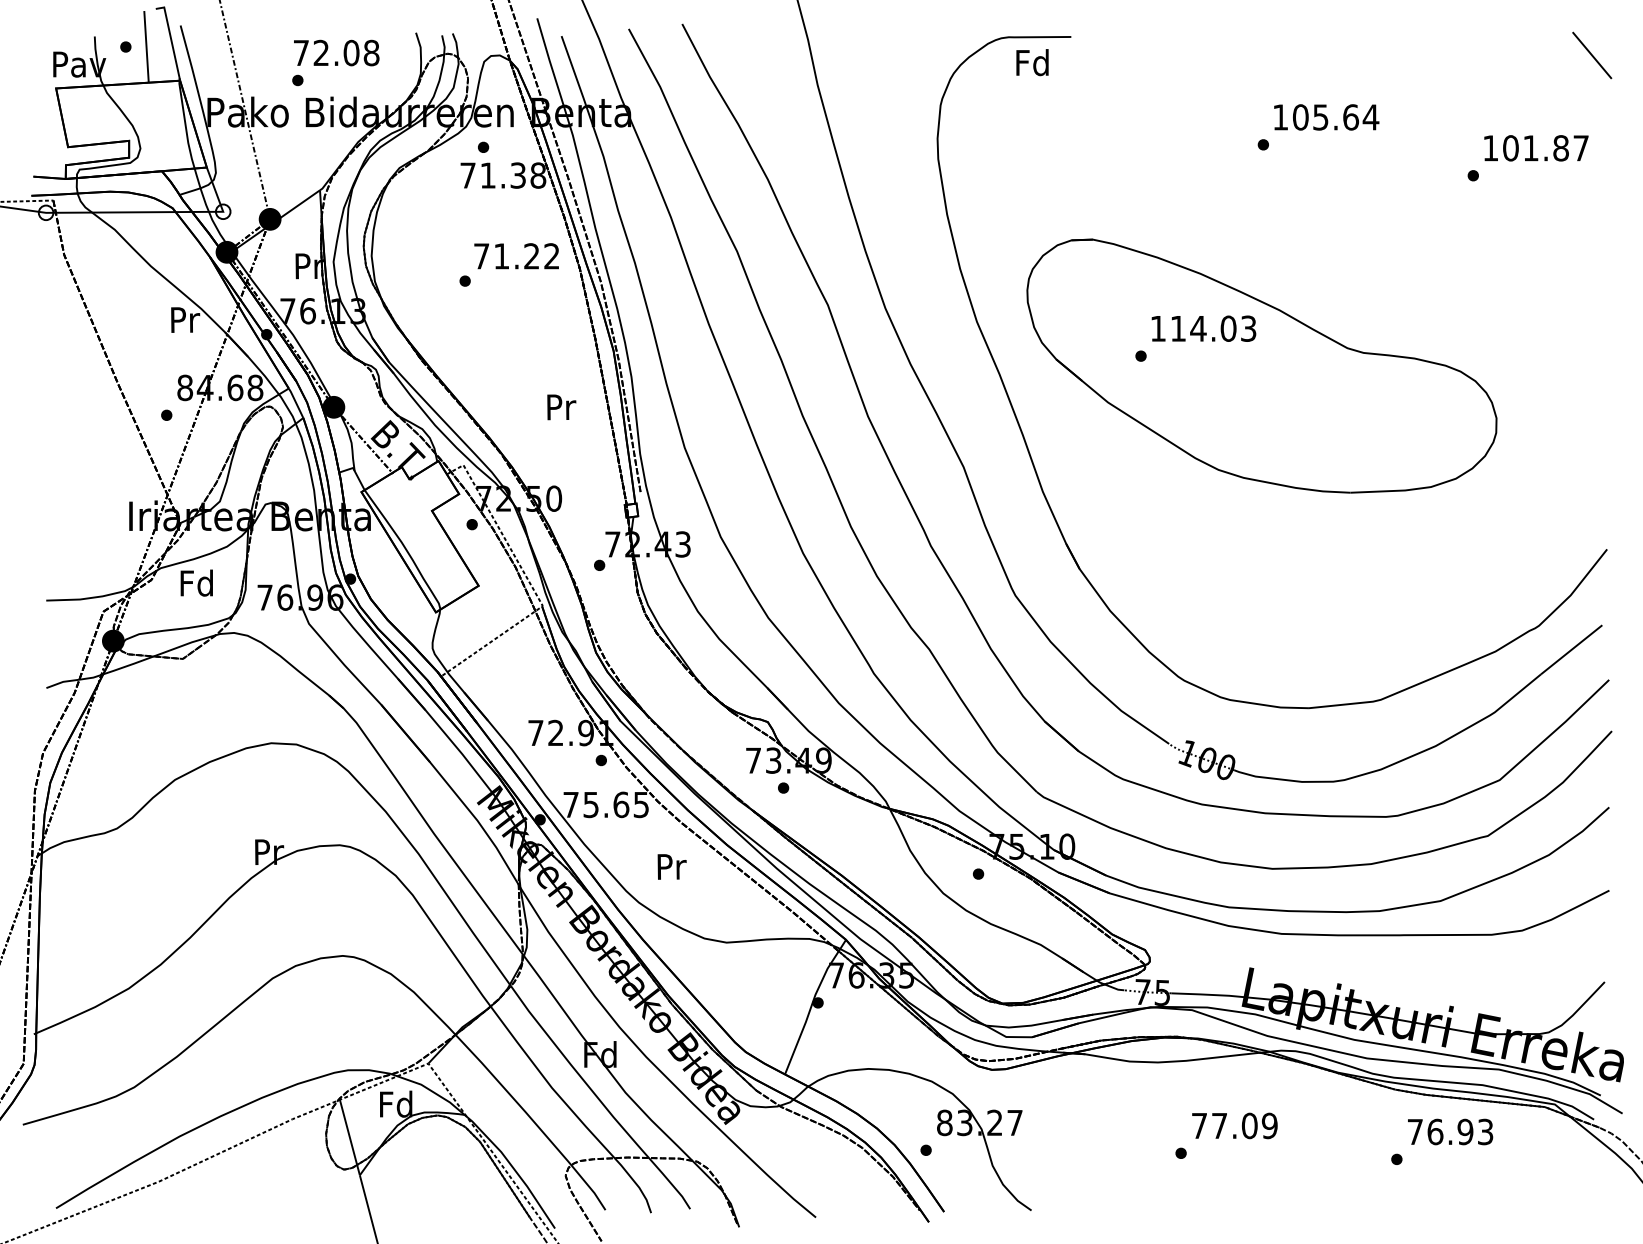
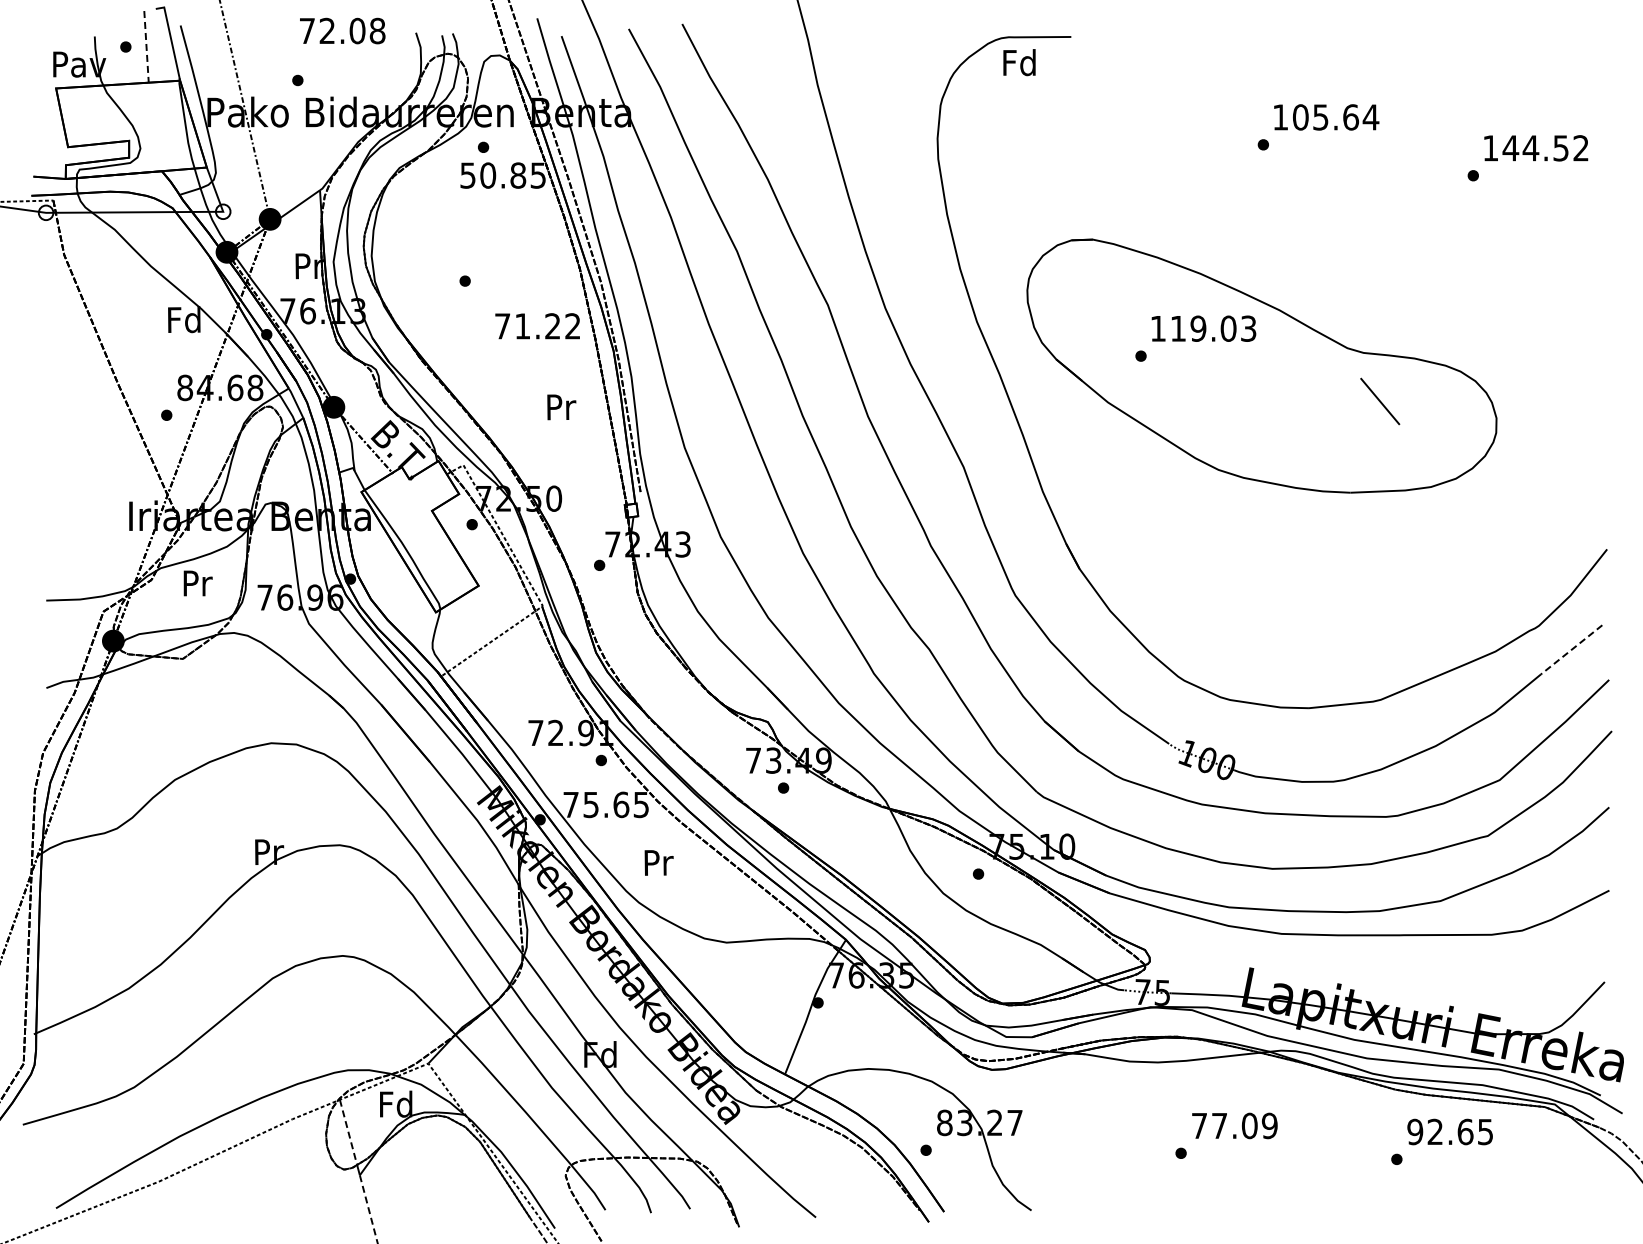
line: solid -> dashed (146, 46)
text position: (336, 52) -> (342, 30) (342, 30)
line position: (1592, 55) -> (1380, 401) (1380, 401)
text position: (1032, 62) -> (1019, 62) (1019, 62)
text: 101.87 -> 144.52 (1545, 148)
text: 71.38 -> 50.85 (503, 175)
text position: (516, 256) -> (537, 326) (537, 326)
text: Pr -> Fd (184, 319)
text: 114.03 -> 119.03 (1198, 328)
text: Fd -> Pr (196, 582)
line: solid -> dashed (1571, 650)
text position: (671, 866) -> (658, 862) (658, 862)
text: 76.93 -> 92.65 (1450, 1131)
line: solid -> dashed (348, 1132)
line: solid -> dashed (369, 1210)
